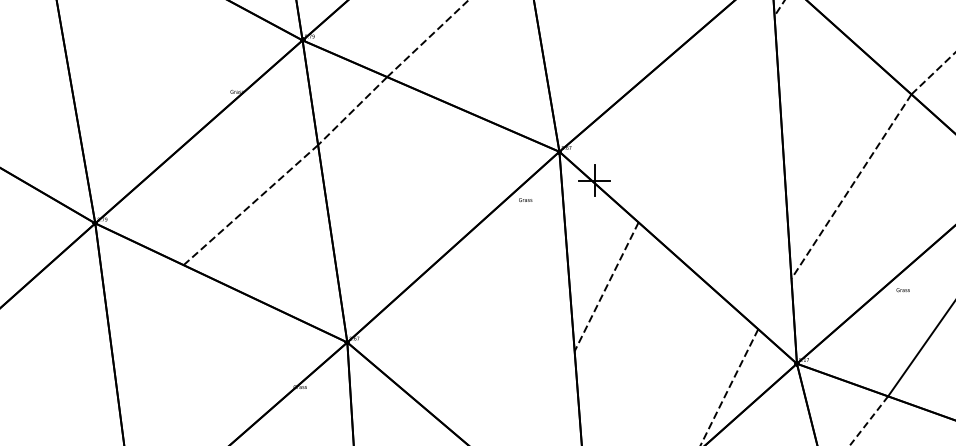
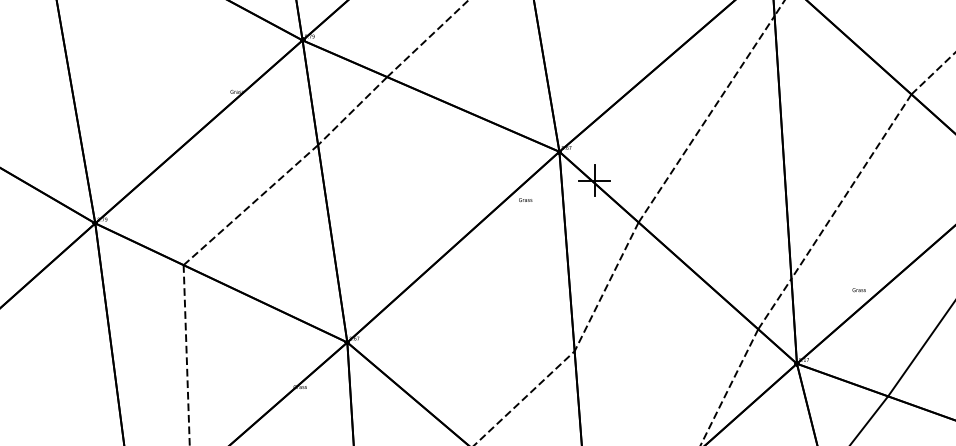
line: none -> present (706, 119)
text position: (902, 290) -> (858, 290) (858, 290)
line: none -> present (774, 303)
line: none -> present (186, 353)
line: none -> present (525, 396)
line: dashed -> solid (868, 421)
